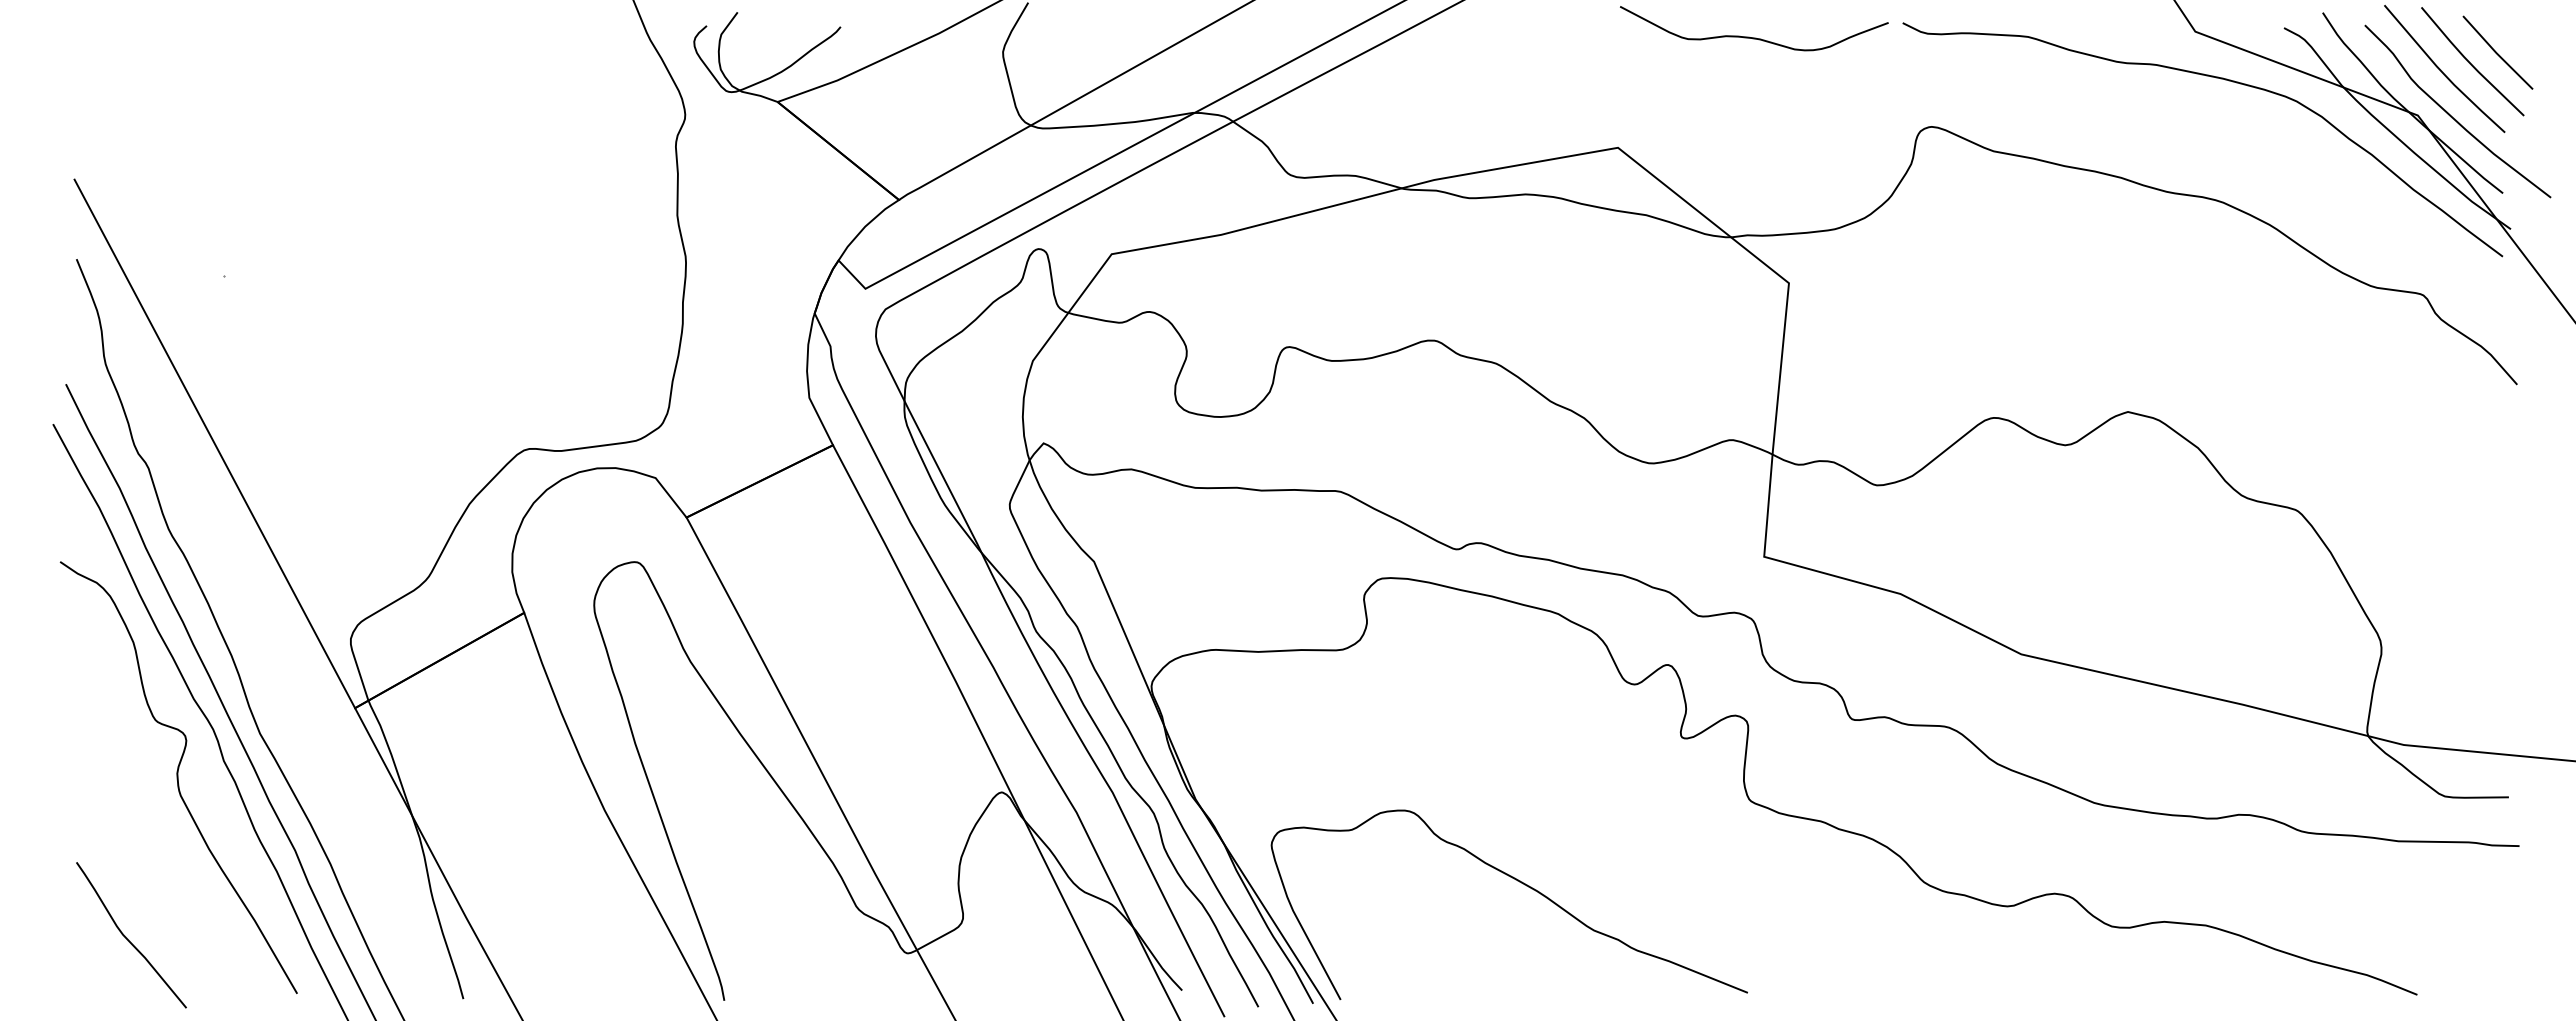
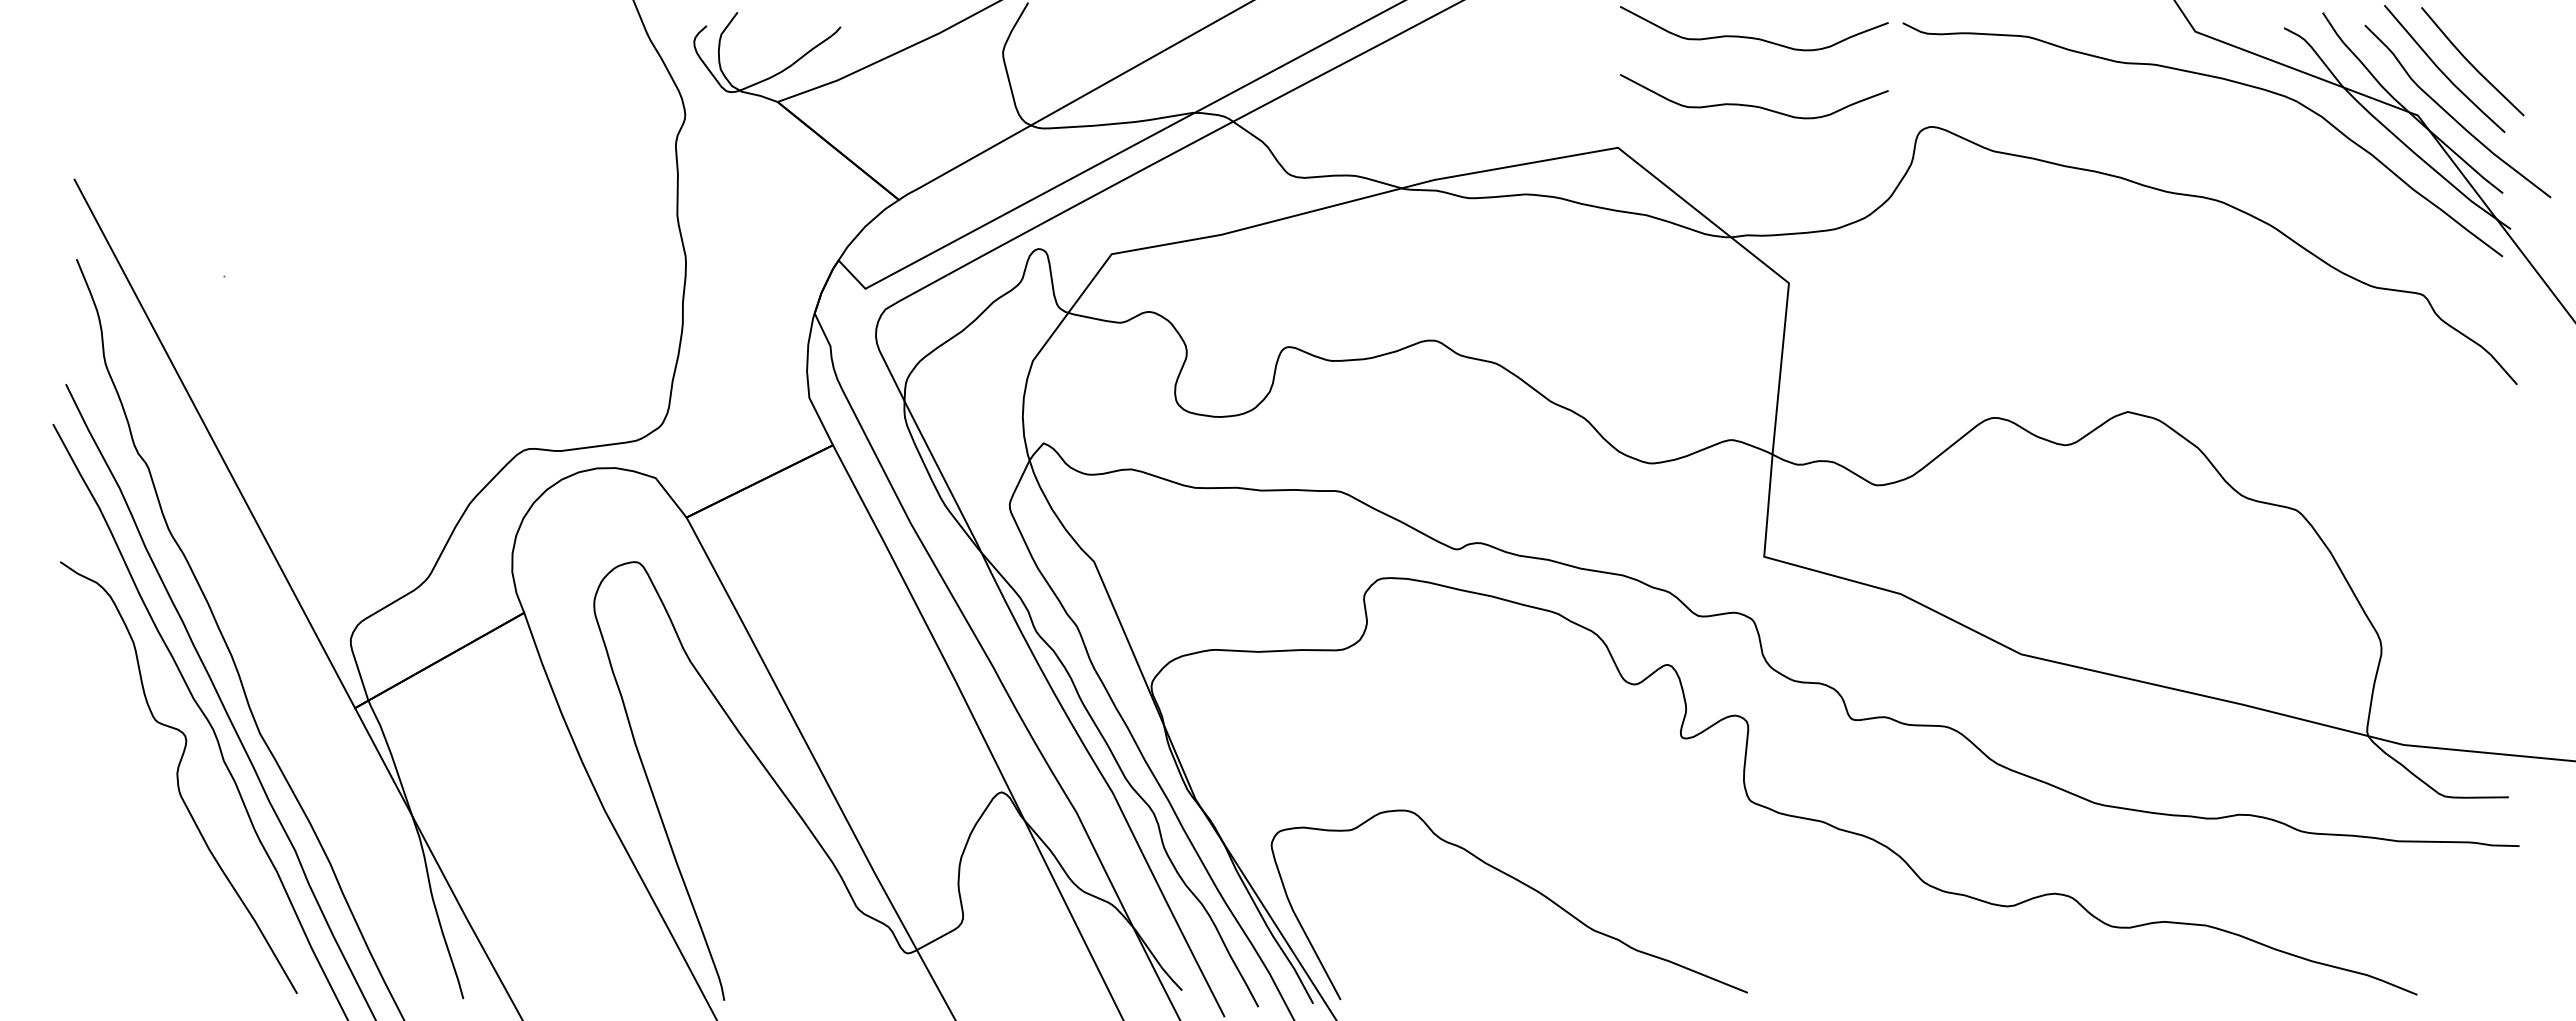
line: present -> none (2497, 52)
curve: none -> present (1754, 105)
curve: present -> none (127, 938)
